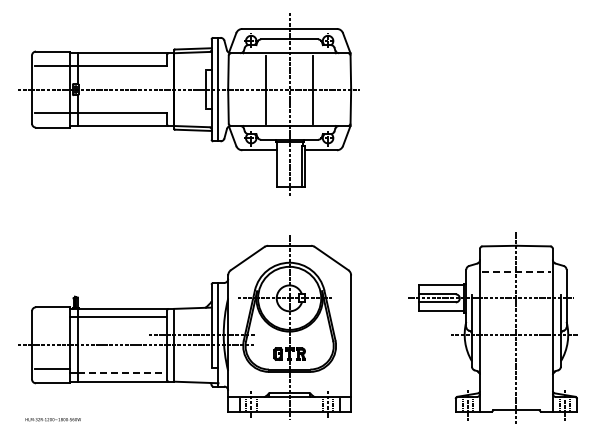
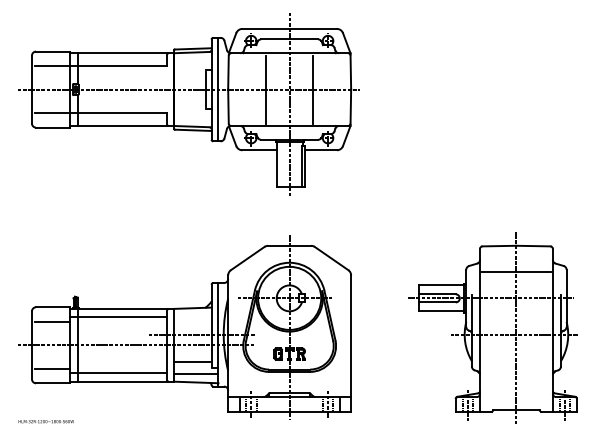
line: dashed -> solid (516, 272)
line: none -> present (52, 321)
line: none -> present (191, 361)
line: dashed -> solid (122, 373)
line: none -> present (196, 374)
text position: (52, 419) -> (45, 421) (45, 421)
